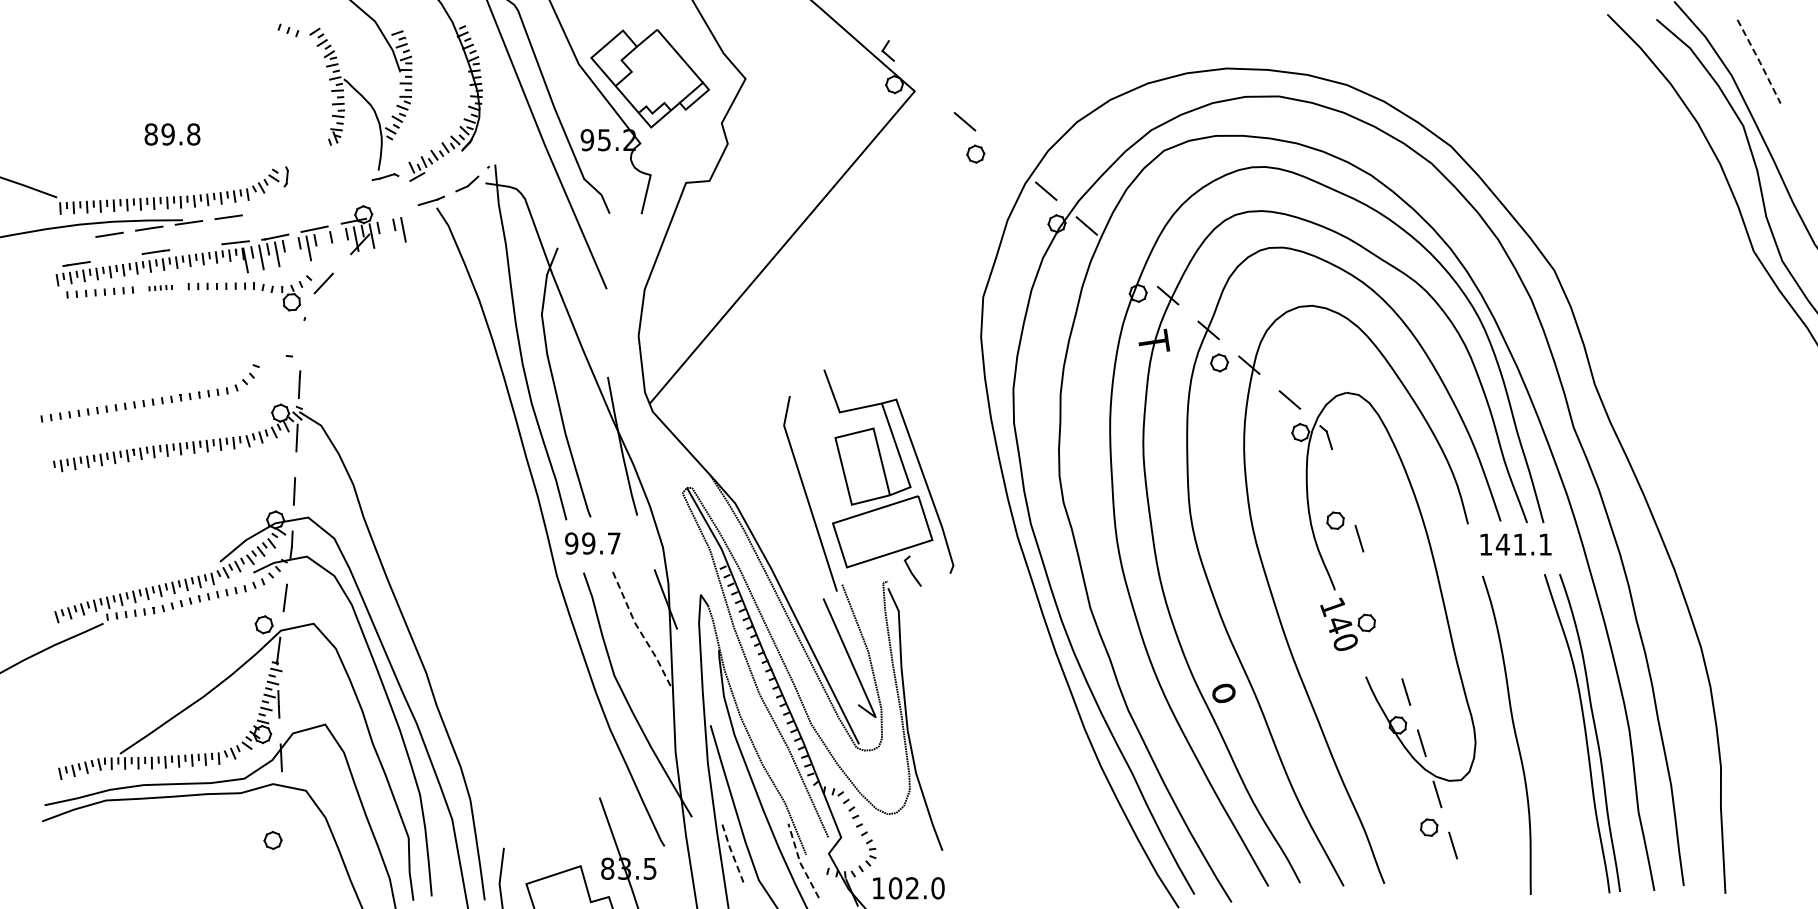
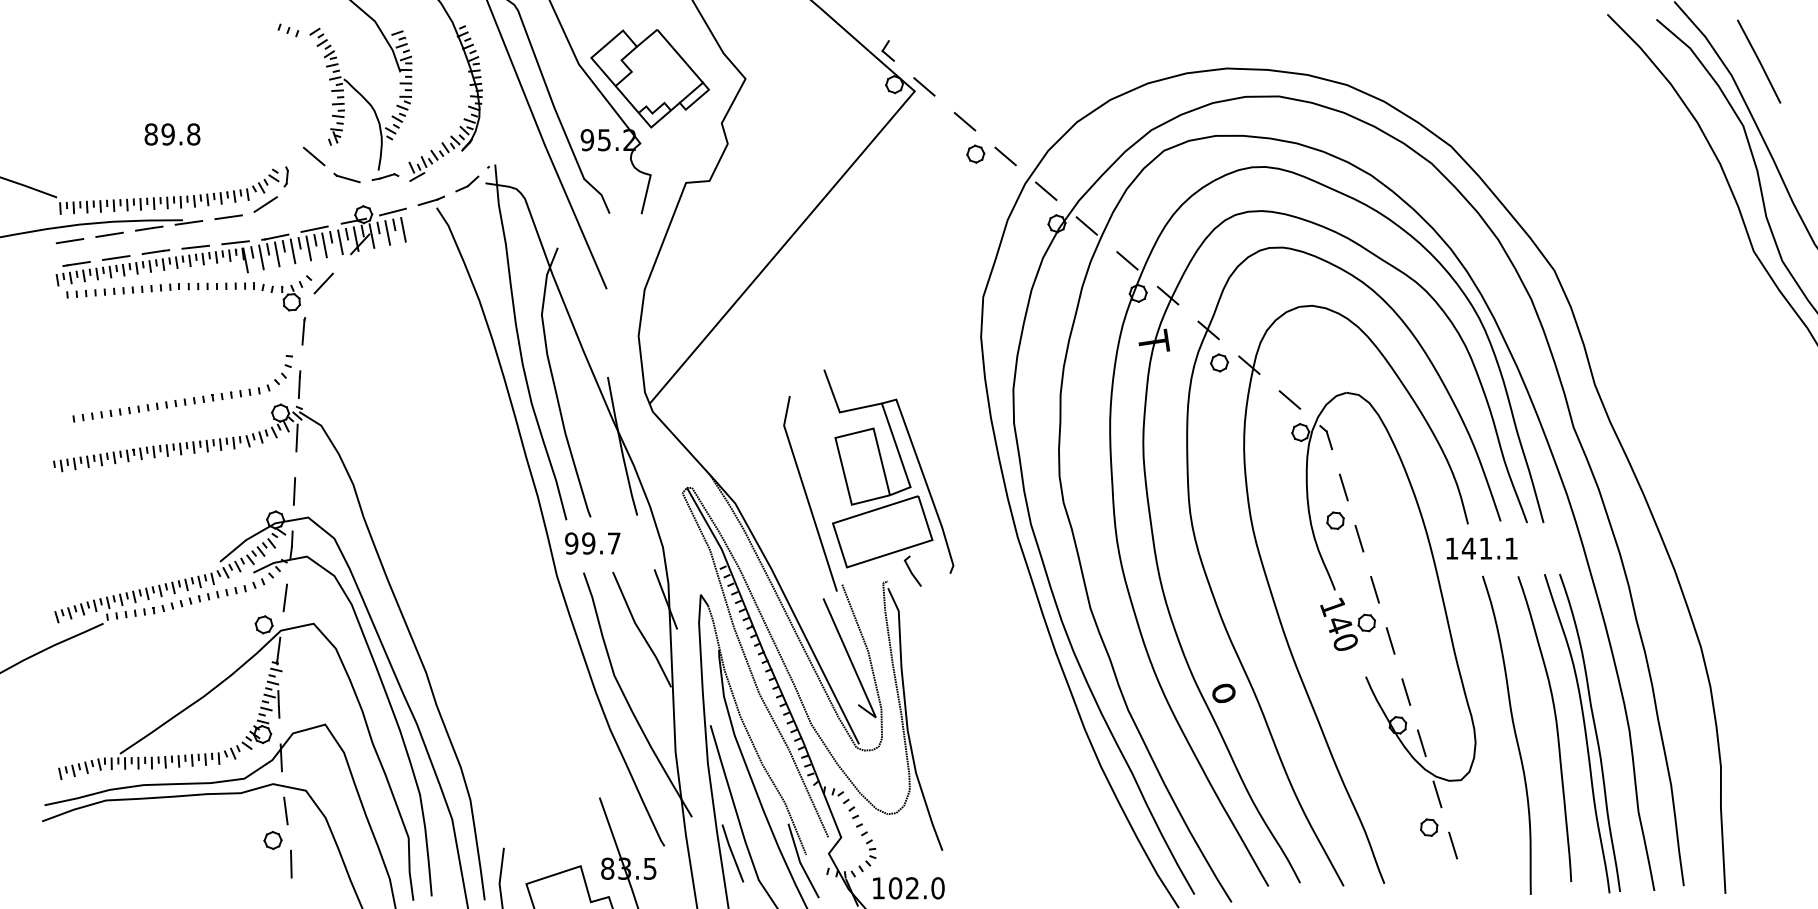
line: dashed -> solid (1759, 61)
line: none -> present (924, 86)
line: none -> present (313, 156)
line: none -> present (1005, 156)
part: none -> present (346, 177)
line: none -> present (265, 204)
line: none -> present (392, 211)
line: none -> present (387, 232)
line: none -> present (69, 241)
line: none -> present (340, 242)
line: none -> present (324, 245)
line: none -> present (195, 246)
line: none -> present (292, 251)
line: none -> present (116, 257)
line: none -> present (1127, 260)
part size: 25x7 px -> 39x10 px (160, 287)
line: none -> present (303, 332)
part position: (149, 393) -> (181, 393) (181, 393)
line: none -> present (1343, 487)
text position: (1515, 544) -> (1481, 548) (1481, 548)
line: none -> present (1374, 589)
line: dashed -> solid (640, 631)
line: none -> present (1390, 640)
curve: none -> present (1555, 724)
line: none -> present (285, 810)
line: dashed -> solid (732, 853)
line: dashed -> solid (800, 862)
line: none -> present (291, 863)
